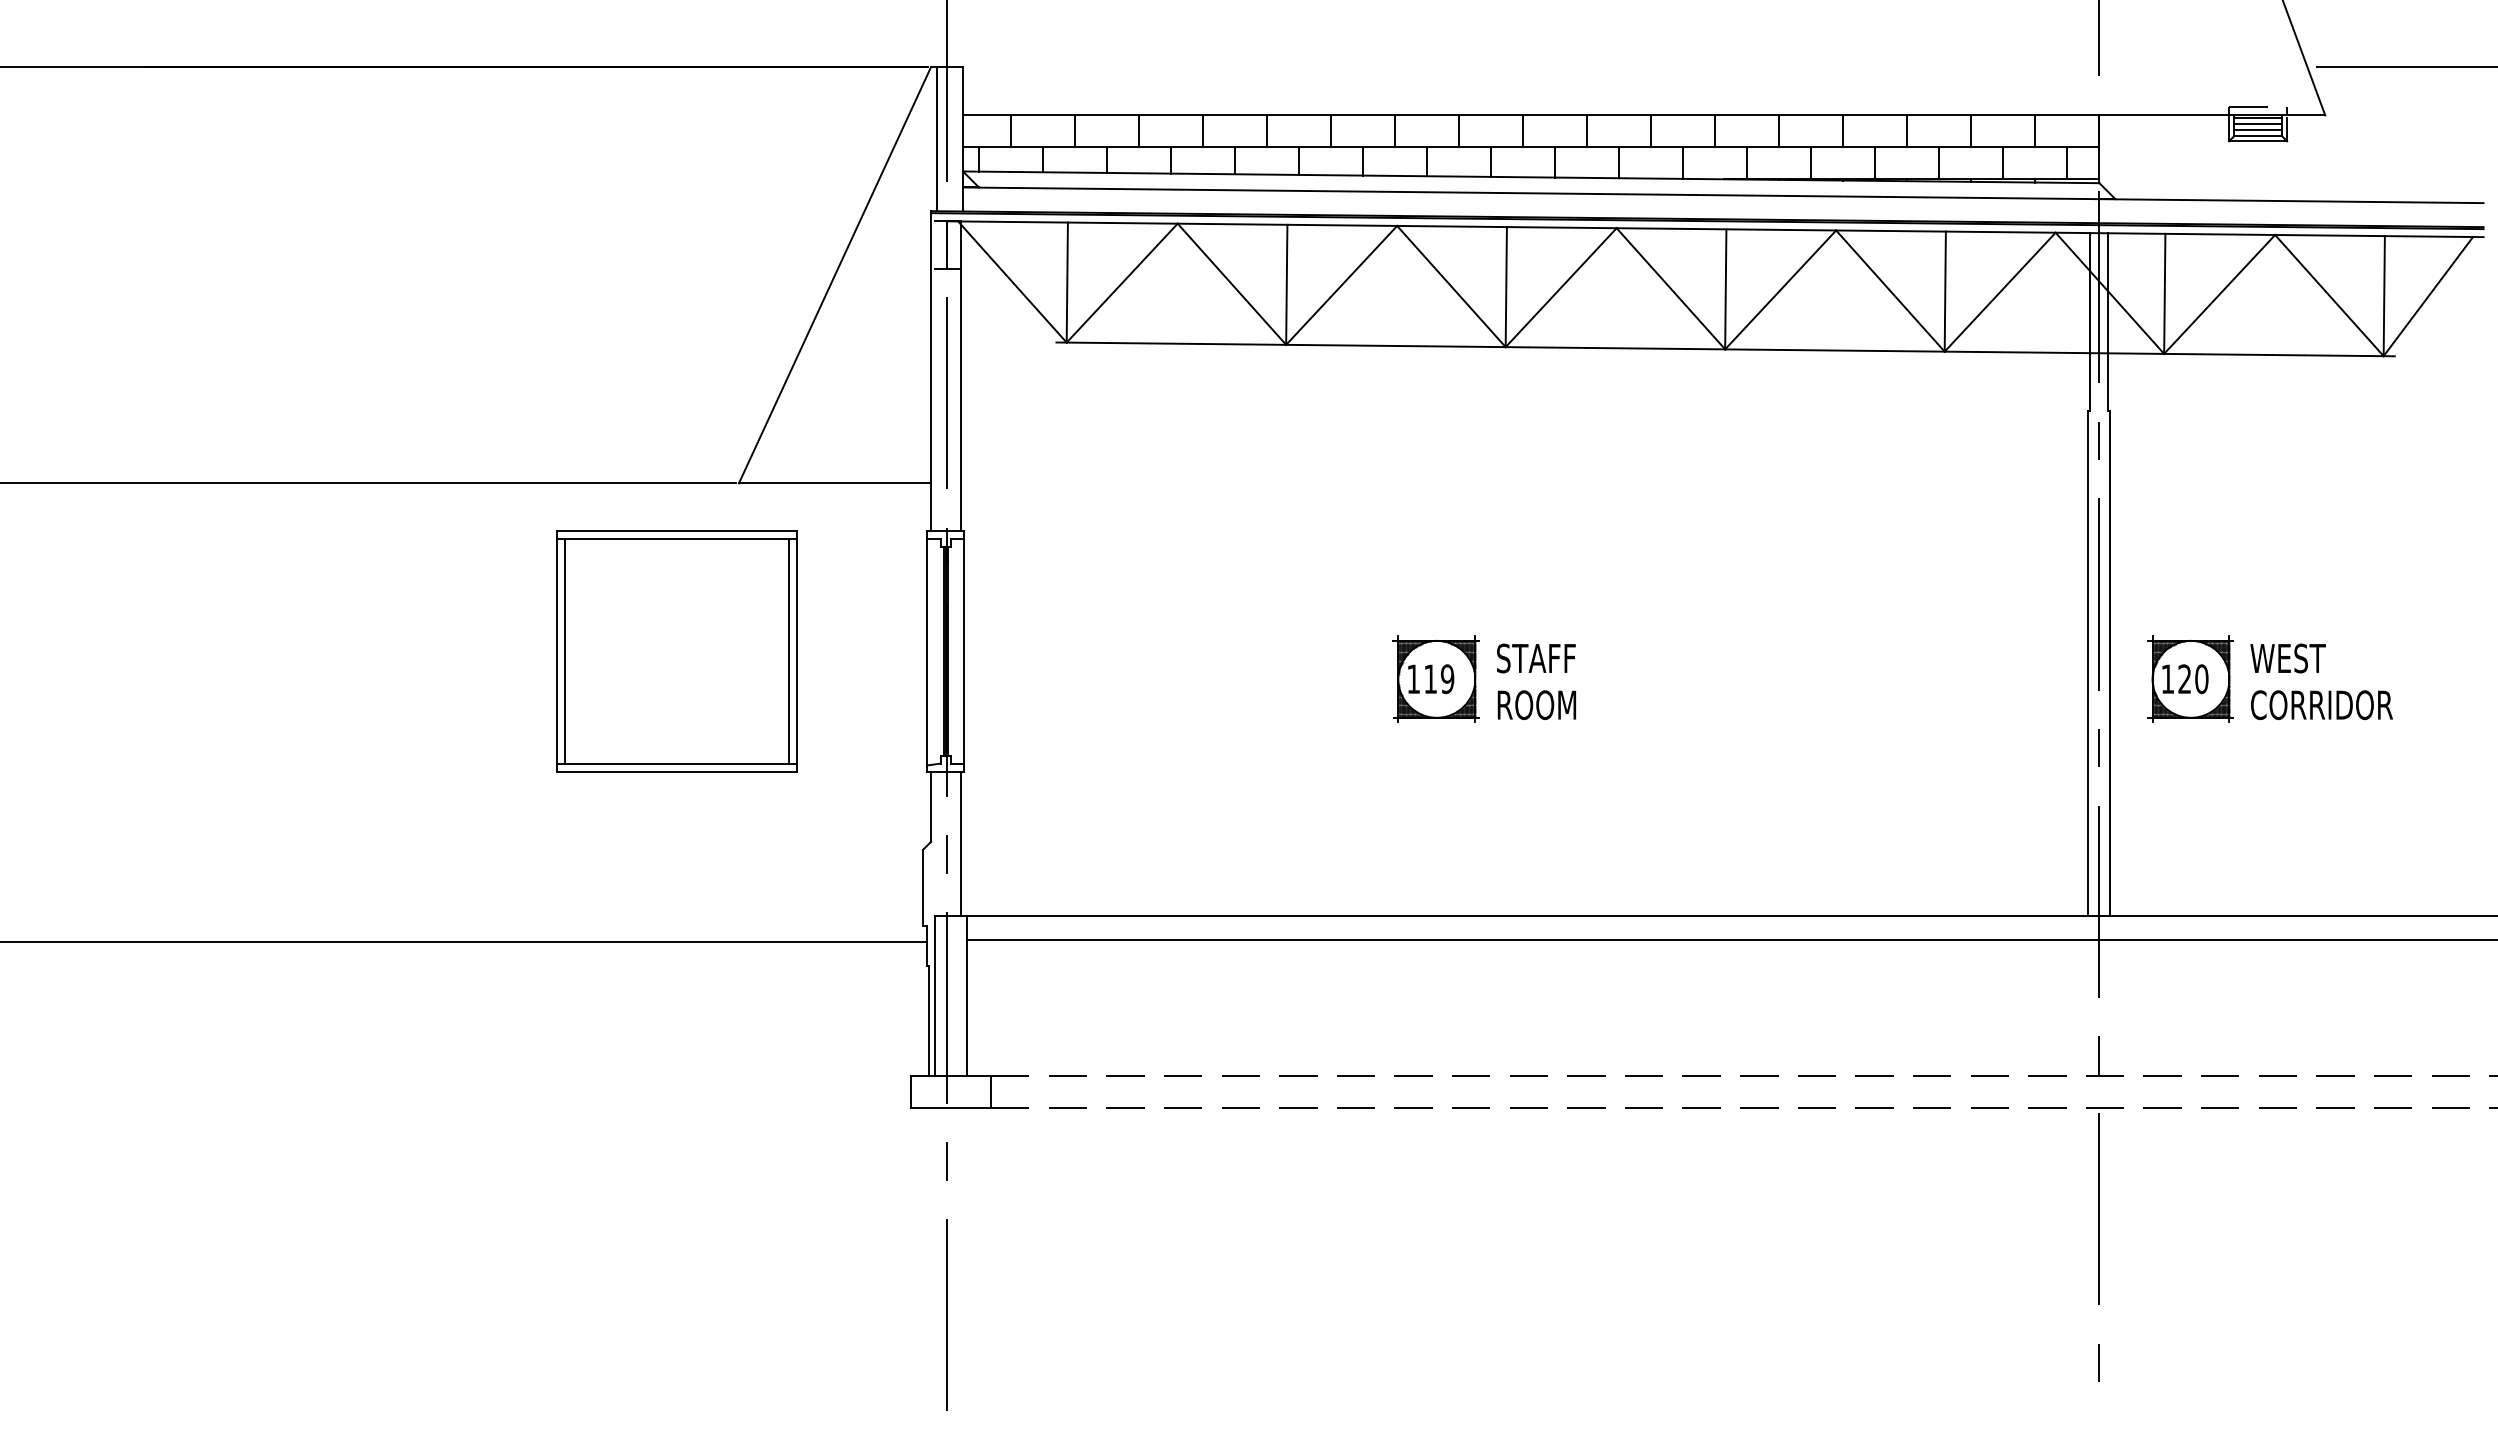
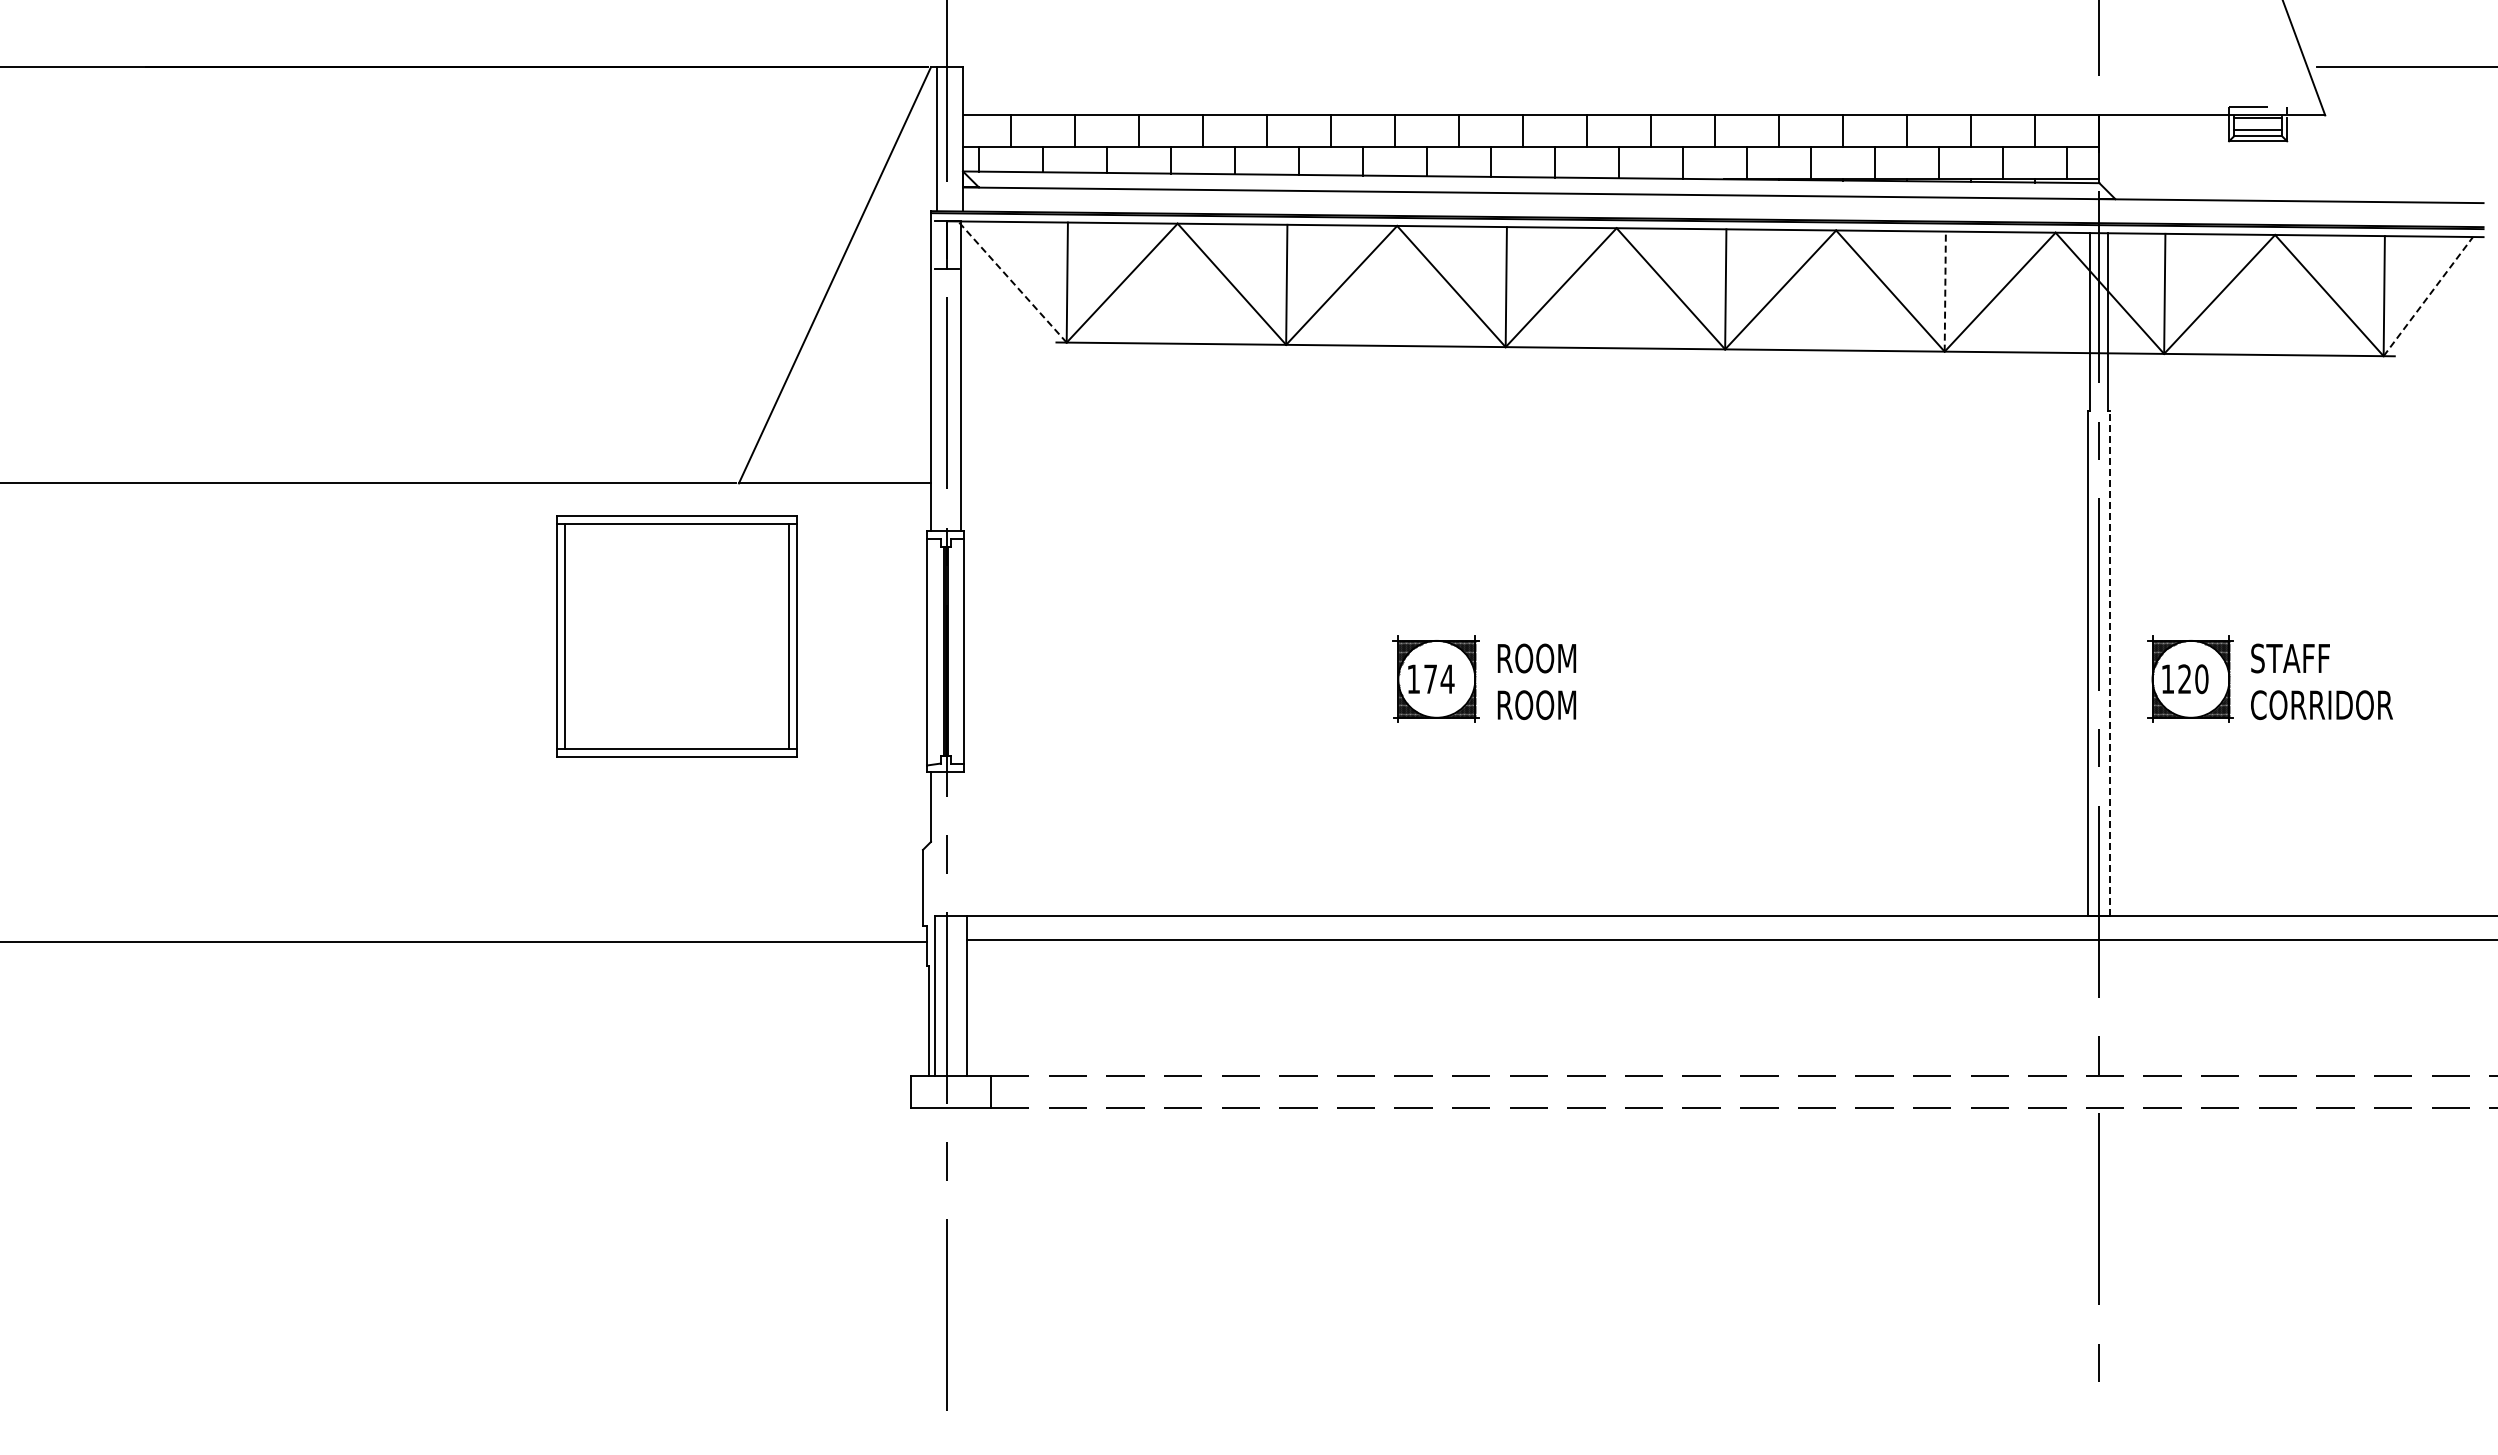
line: present -> none (2258, 124)
line: solid -> dashed (1012, 281)
line: solid -> dashed (1945, 291)
line: solid -> dashed (2428, 296)
part position: (676, 651) -> (676, 636) (676, 636)
text: STAFF -> ROOM (1536, 658)
text: WEST -> STAFF (2289, 658)
line: solid -> dashed (2110, 662)
text: 119 -> 174 (1439, 679)
line: present -> none (961, 843)
